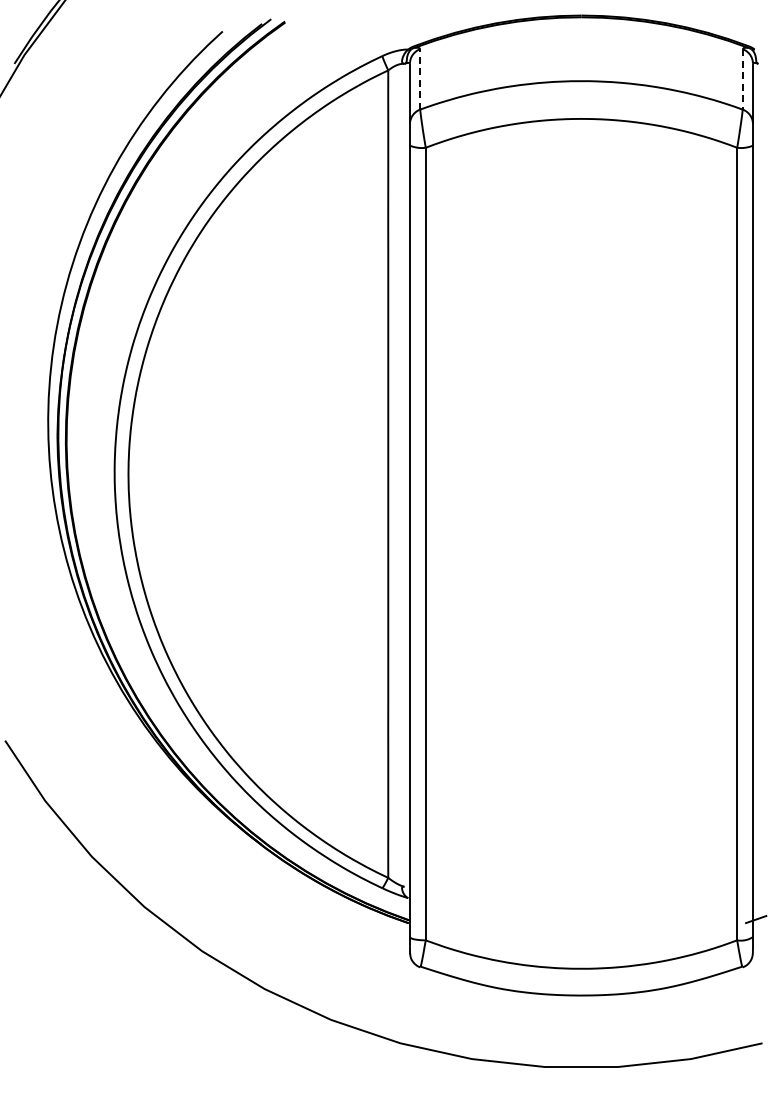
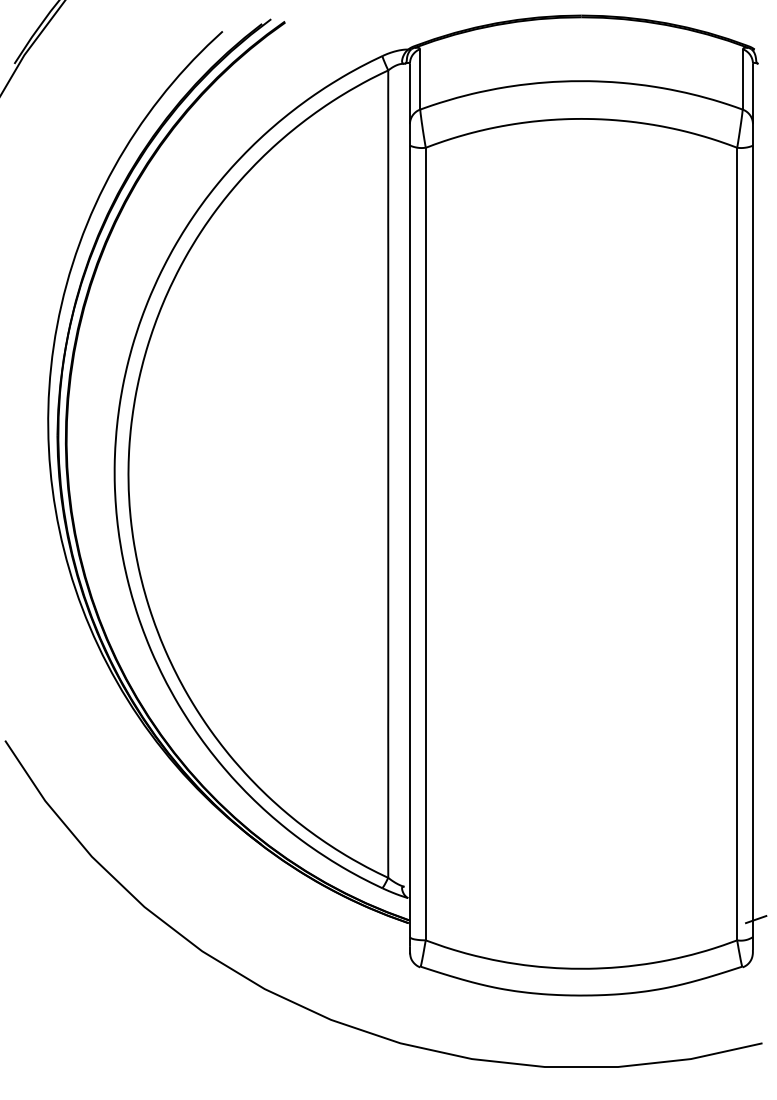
line: dashed -> solid (420, 78)
line: dashed -> solid (742, 79)
